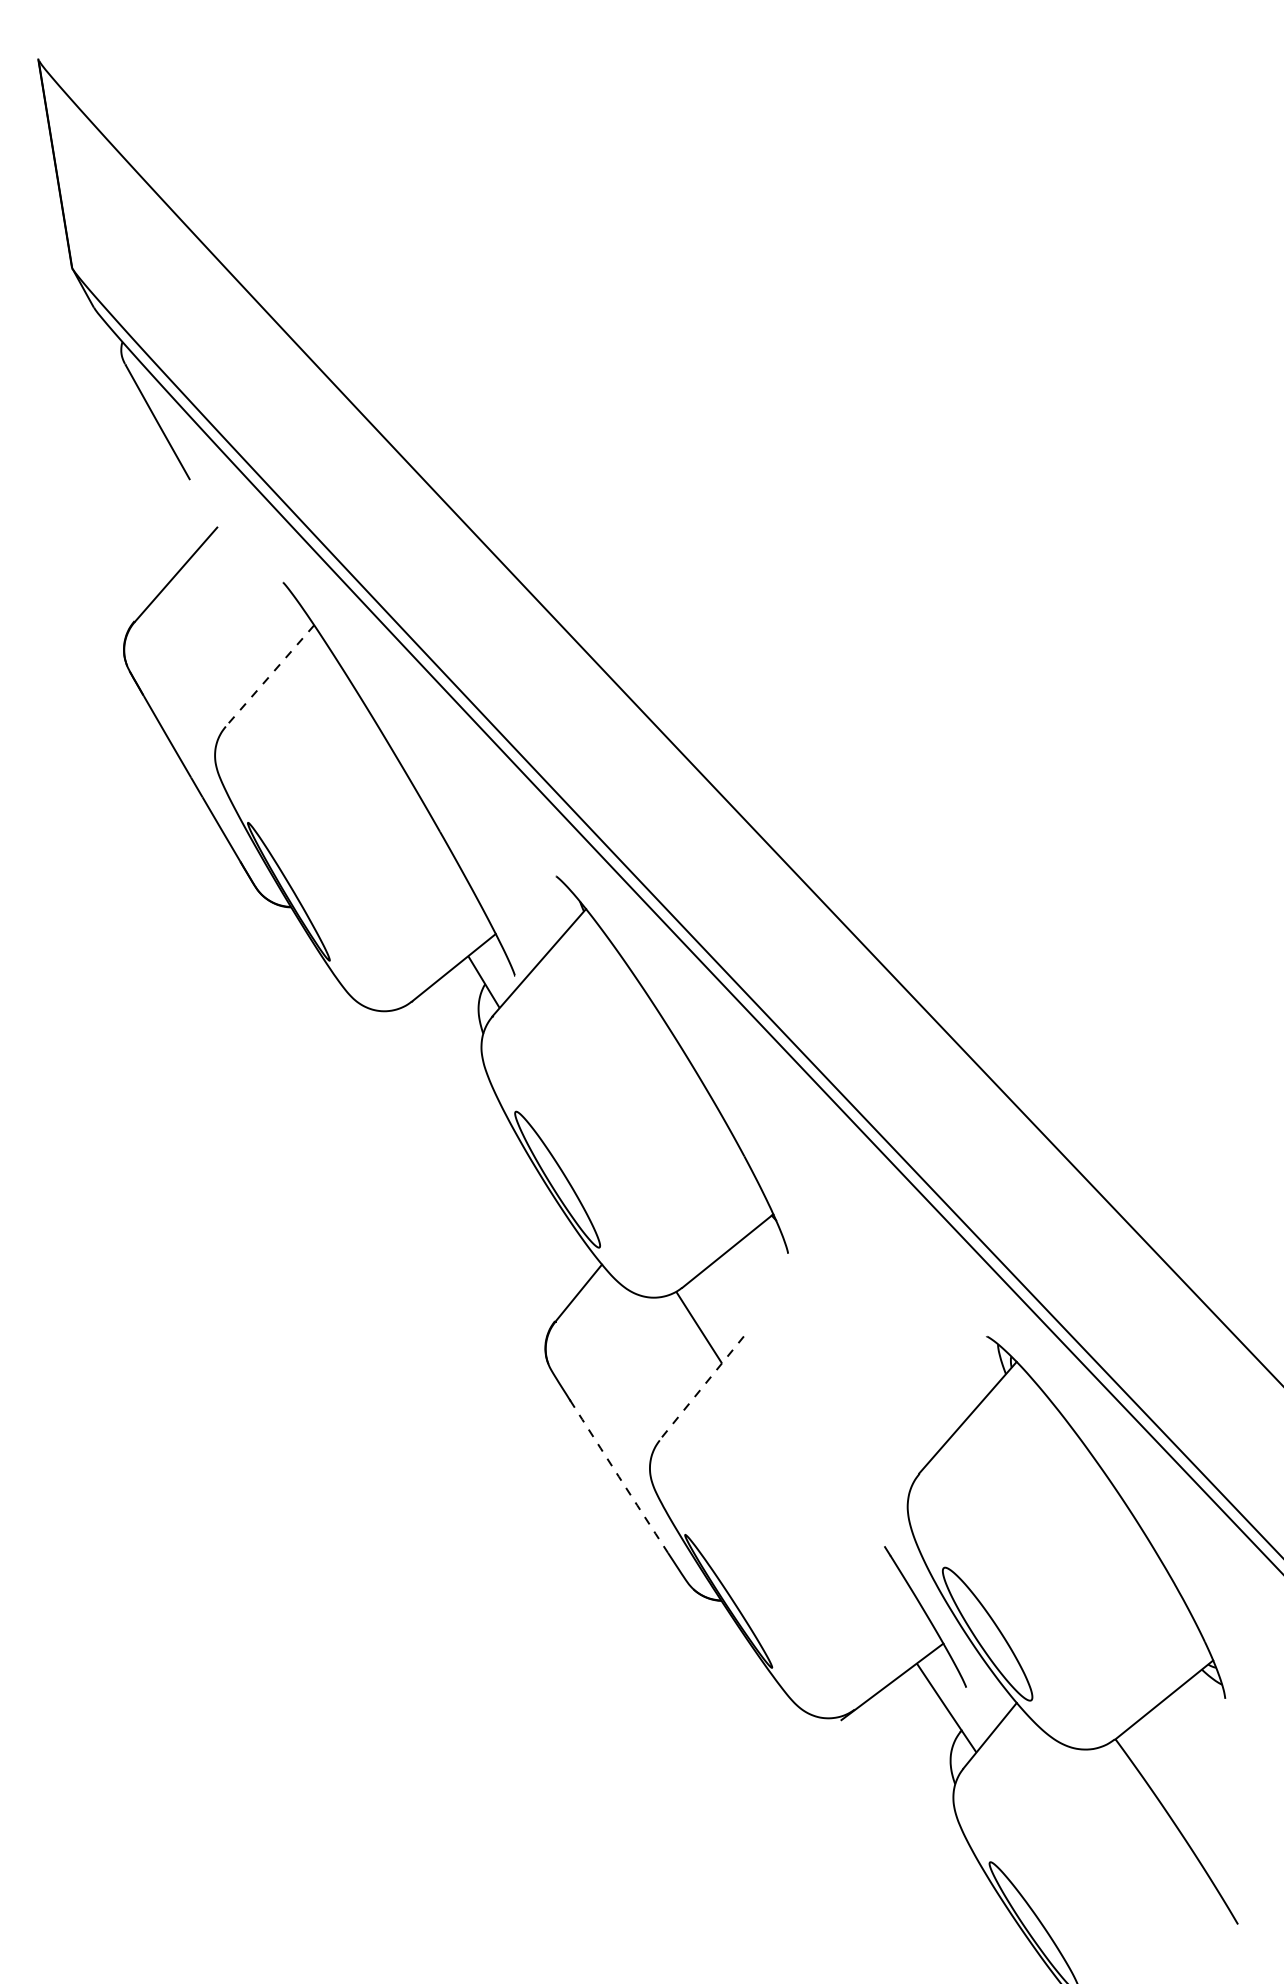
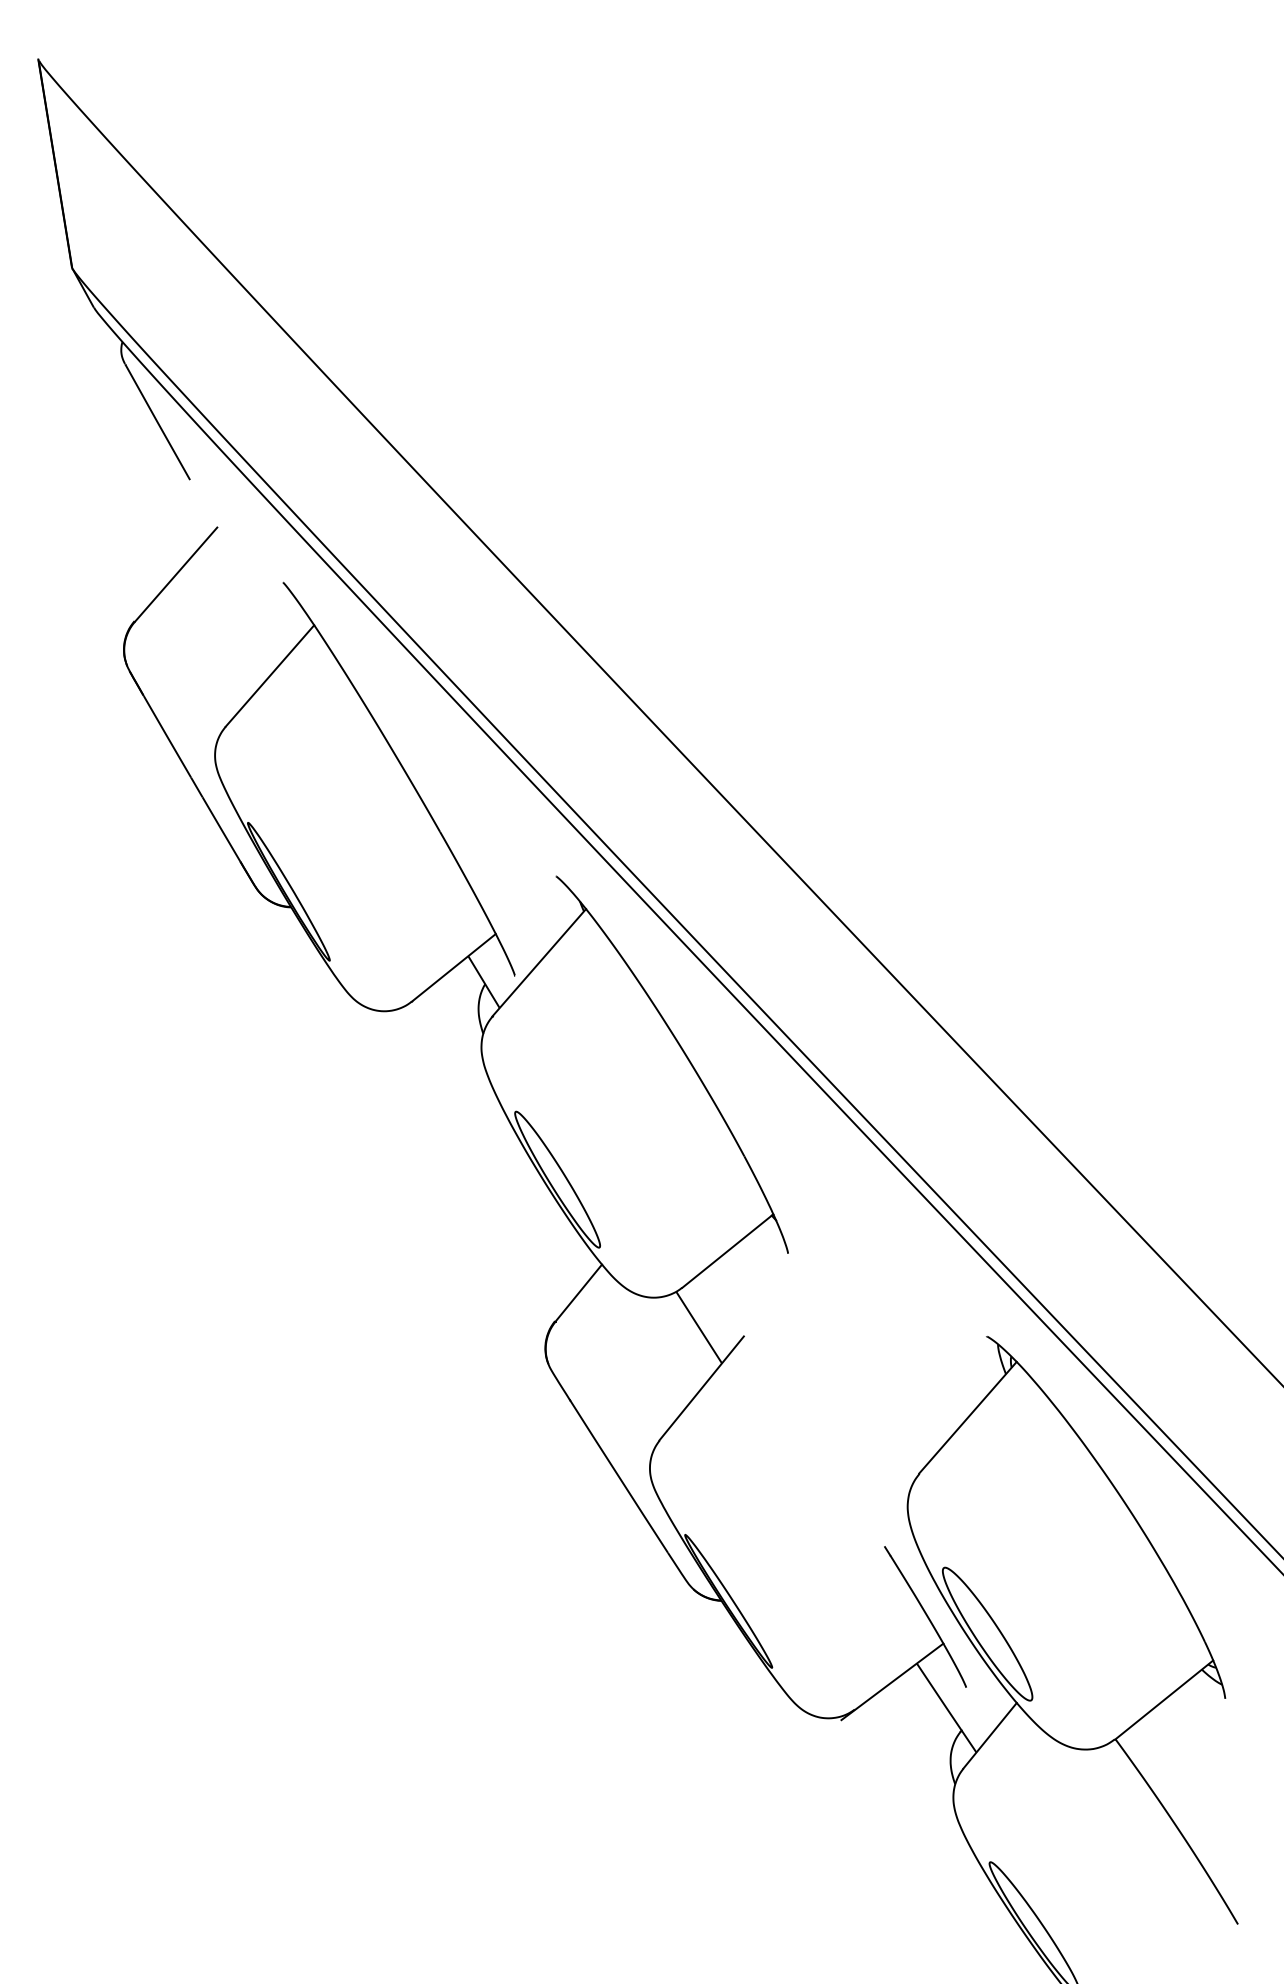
line: dashed -> solid (269, 676)
line: dashed -> solid (701, 1388)
arc: dashed -> solid (618, 1476)
